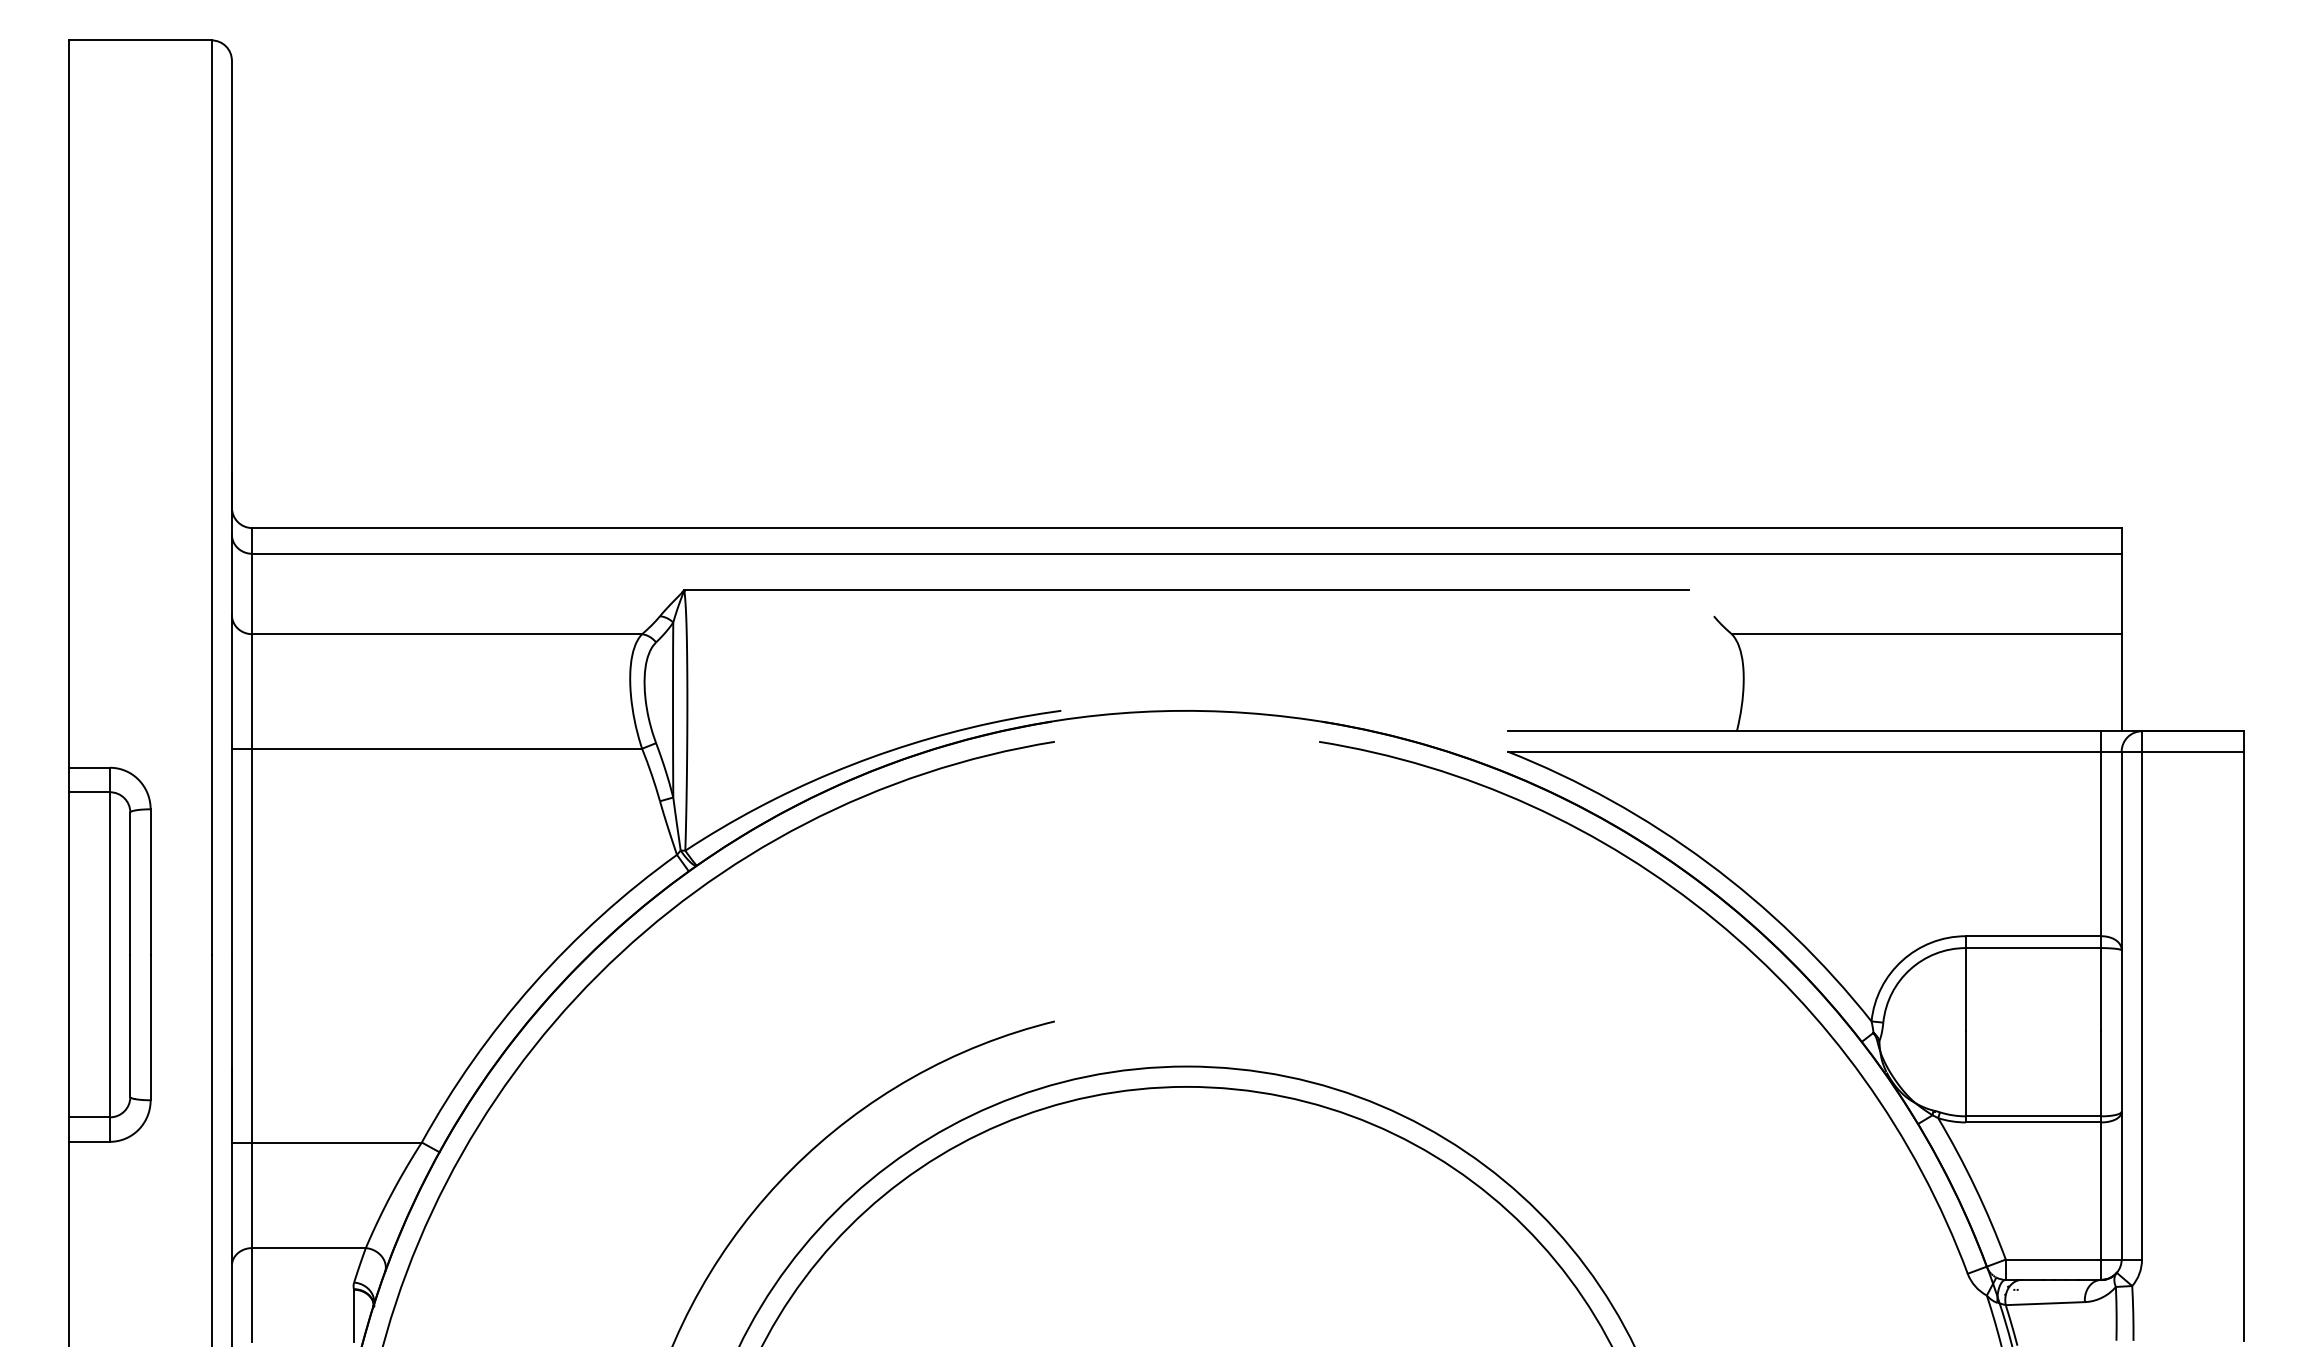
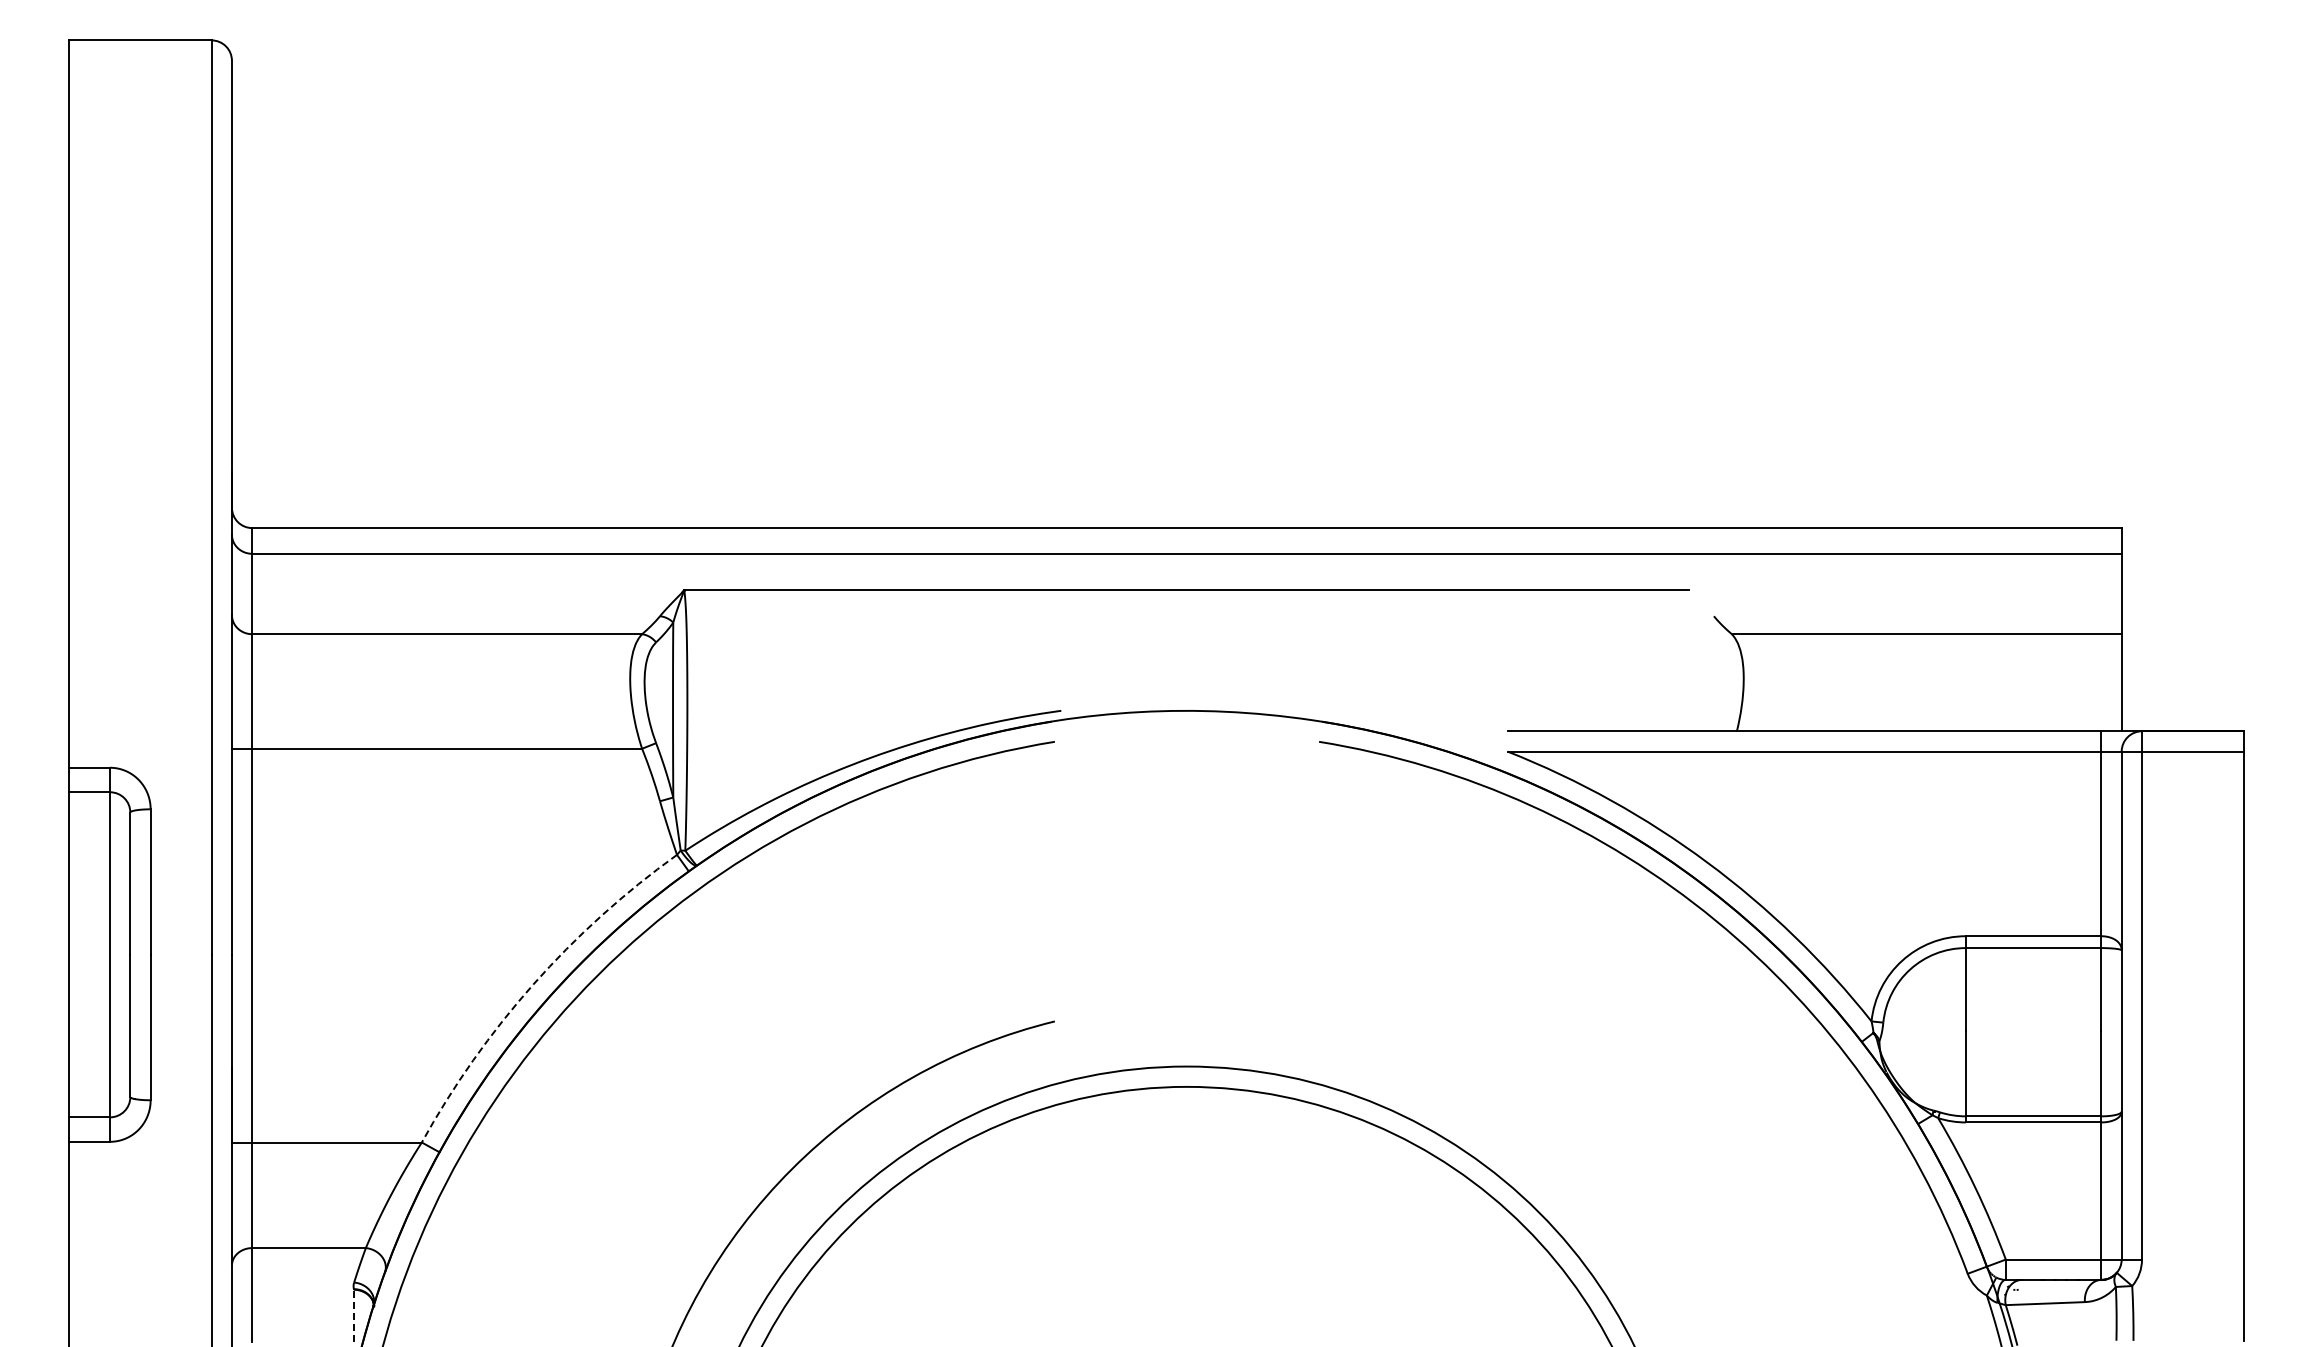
arc: solid -> dashed (533, 984)
line: solid -> dashed (353, 1315)
